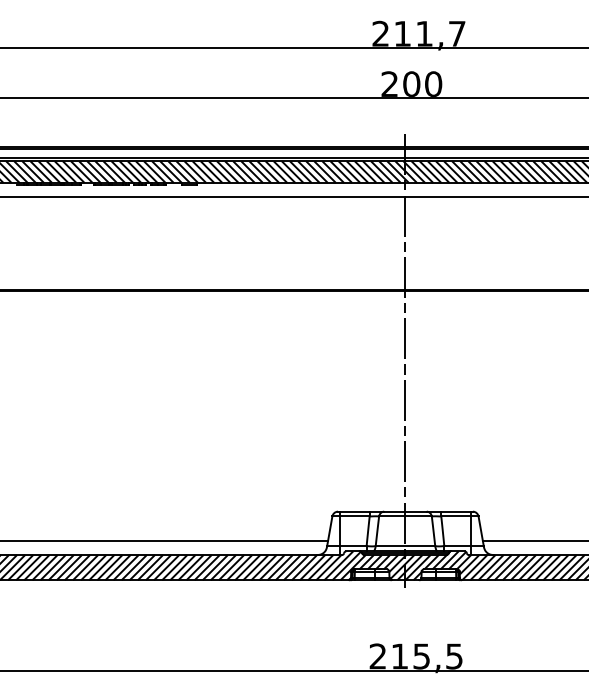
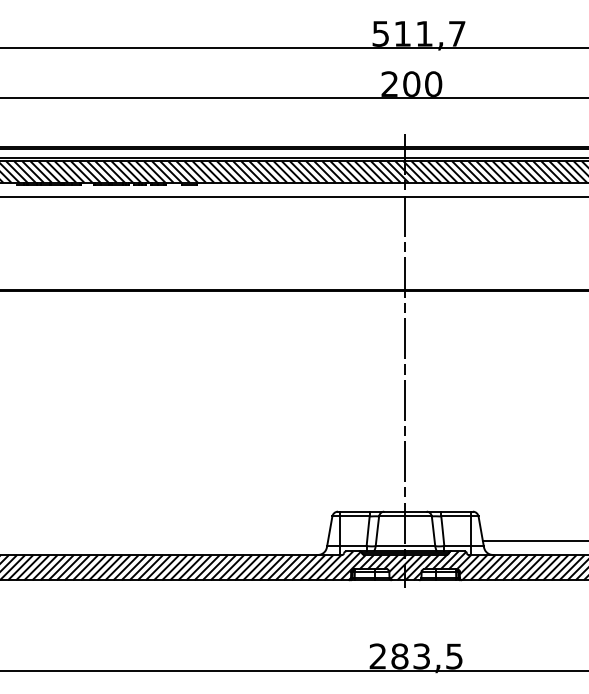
text: 211,7 -> 511,7 (380, 33)
line: present -> none (165, 540)
text: 215,5 -> 283,5 (410, 656)
